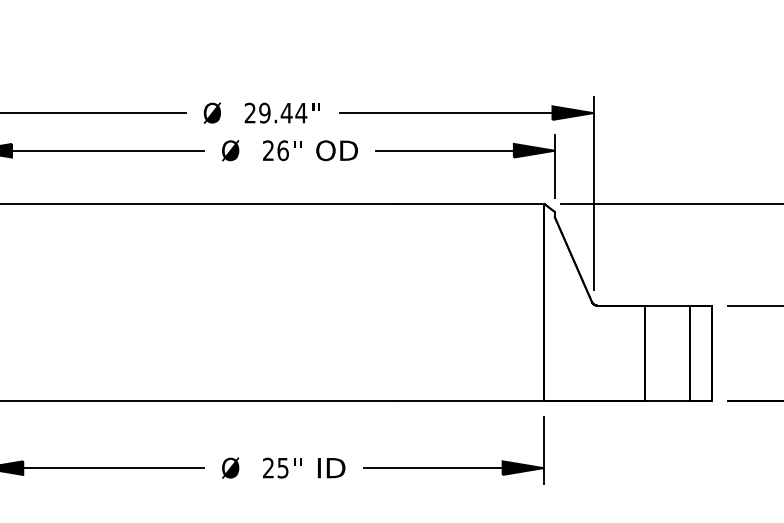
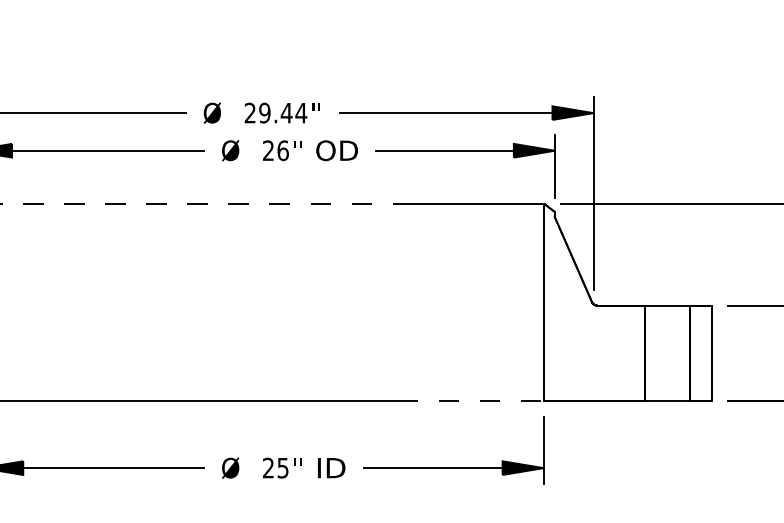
line: solid -> dashed (198, 204)
line: solid -> dashed (471, 400)
